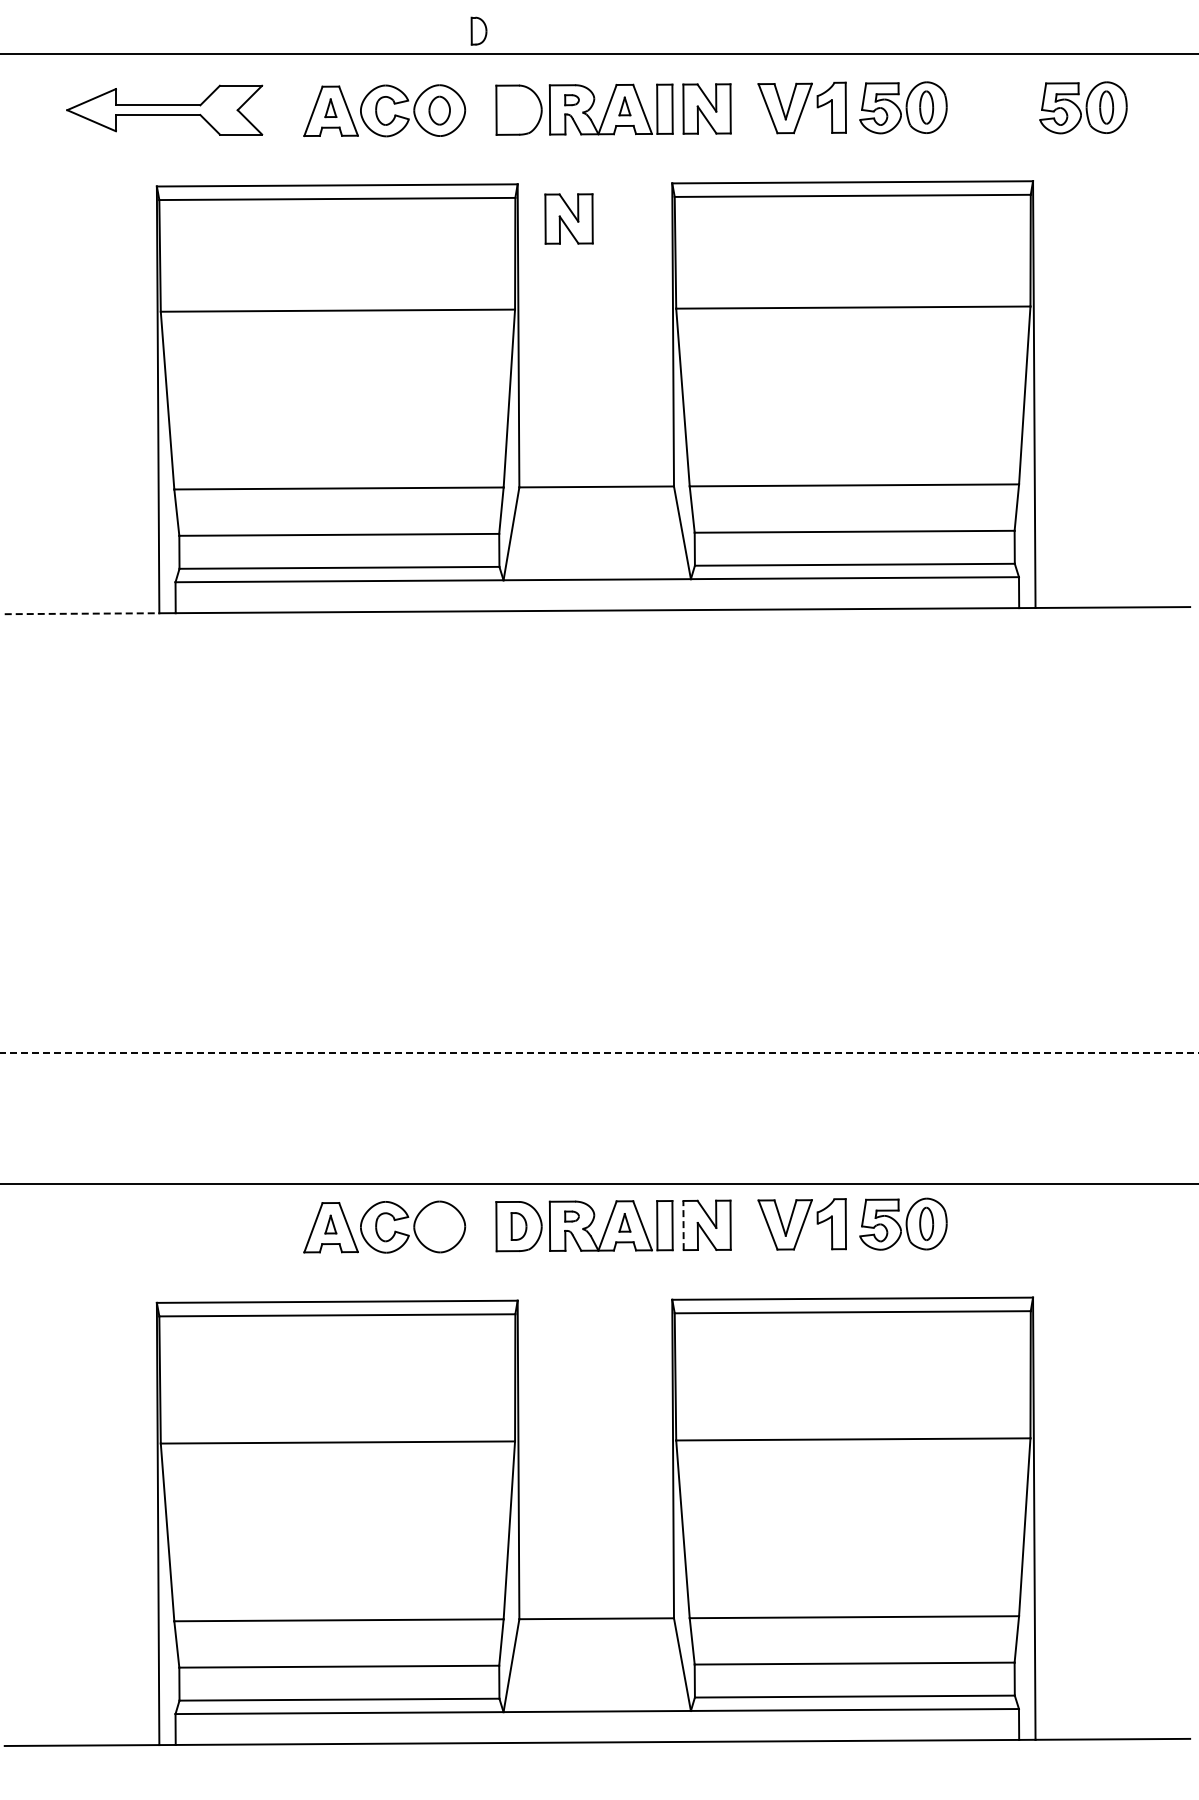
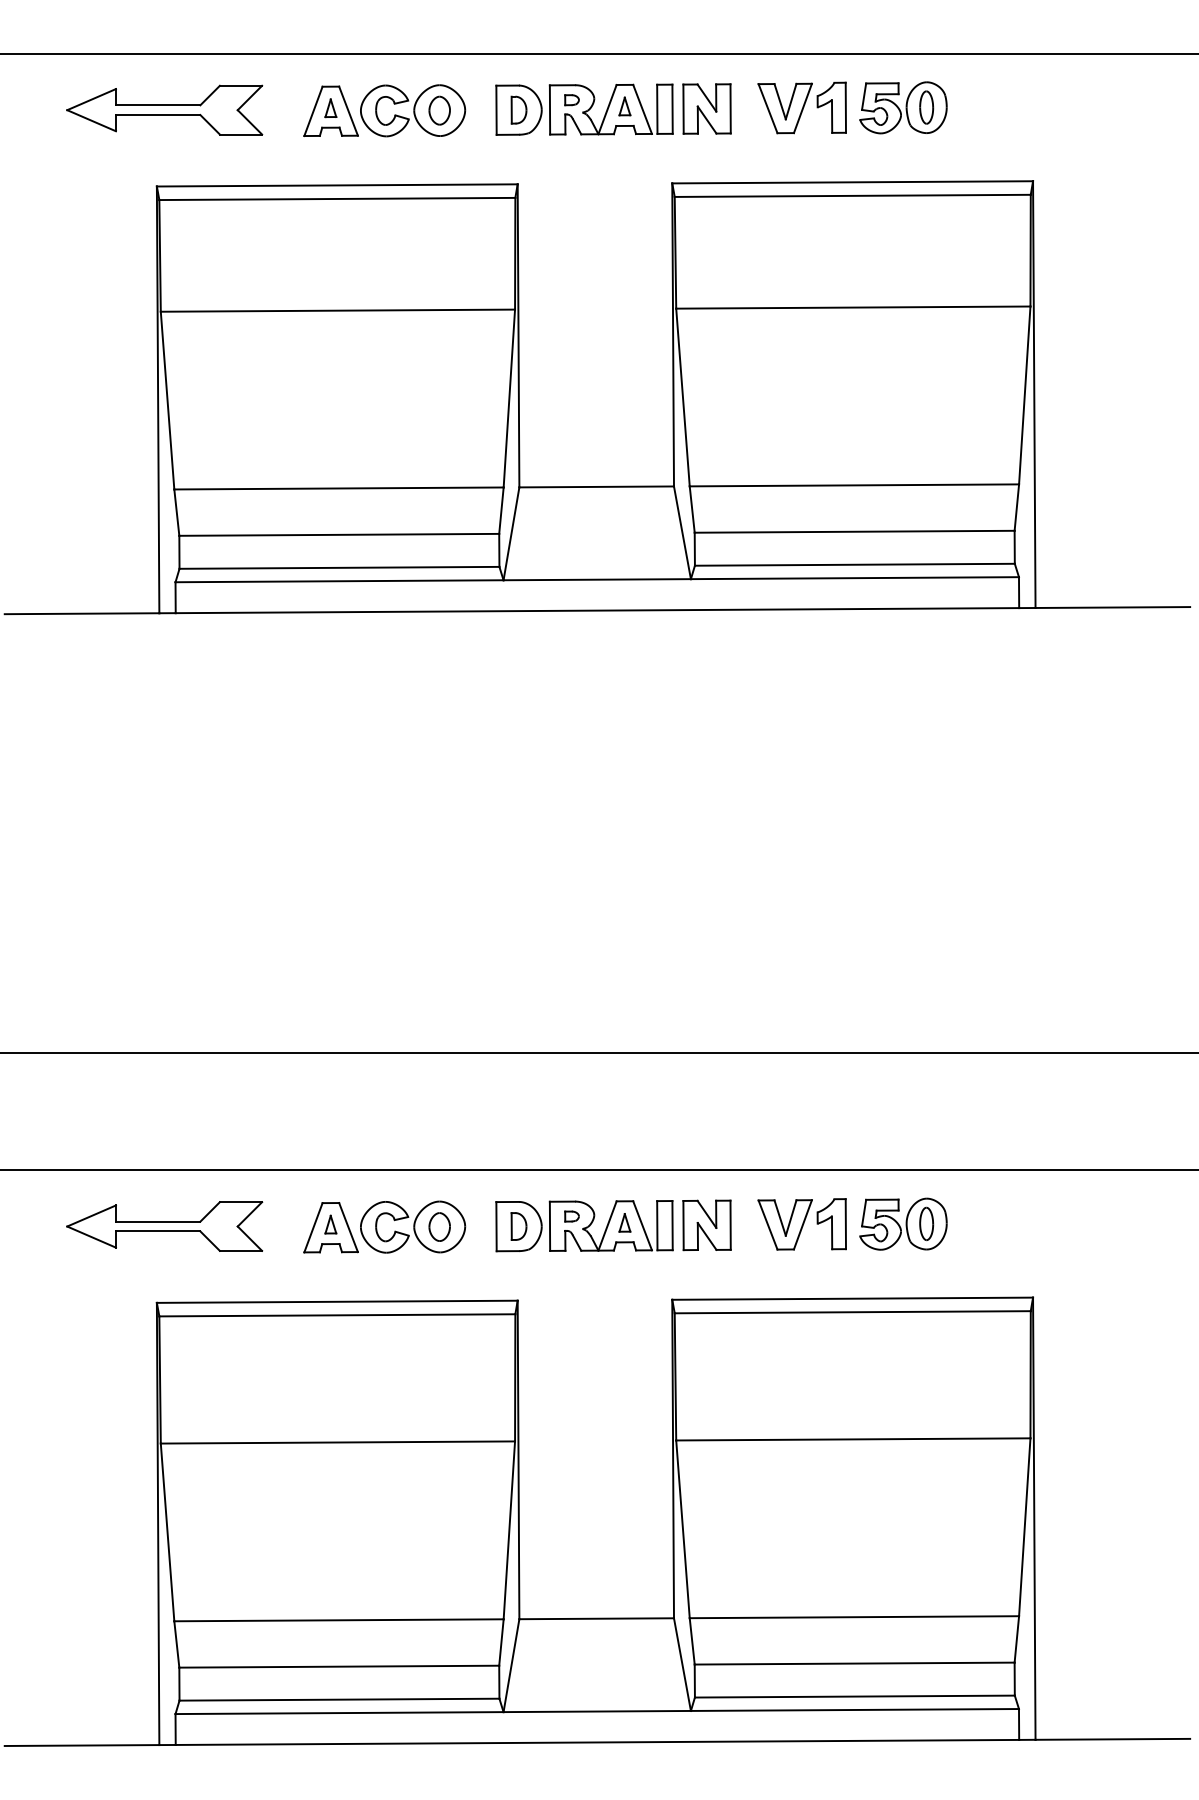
part position: (478, 30) -> (518, 109) (518, 109)
part: present -> none (1083, 107)
part: present -> none (568, 218)
line: dashed -> solid (82, 613)
line: dashed -> solid (599, 1052)
line position: (598, 1184) -> (598, 1170) (598, 1170)
line: dashed -> solid (683, 1225)
part: none -> present (164, 1226)
part: none -> present (439, 1226)
